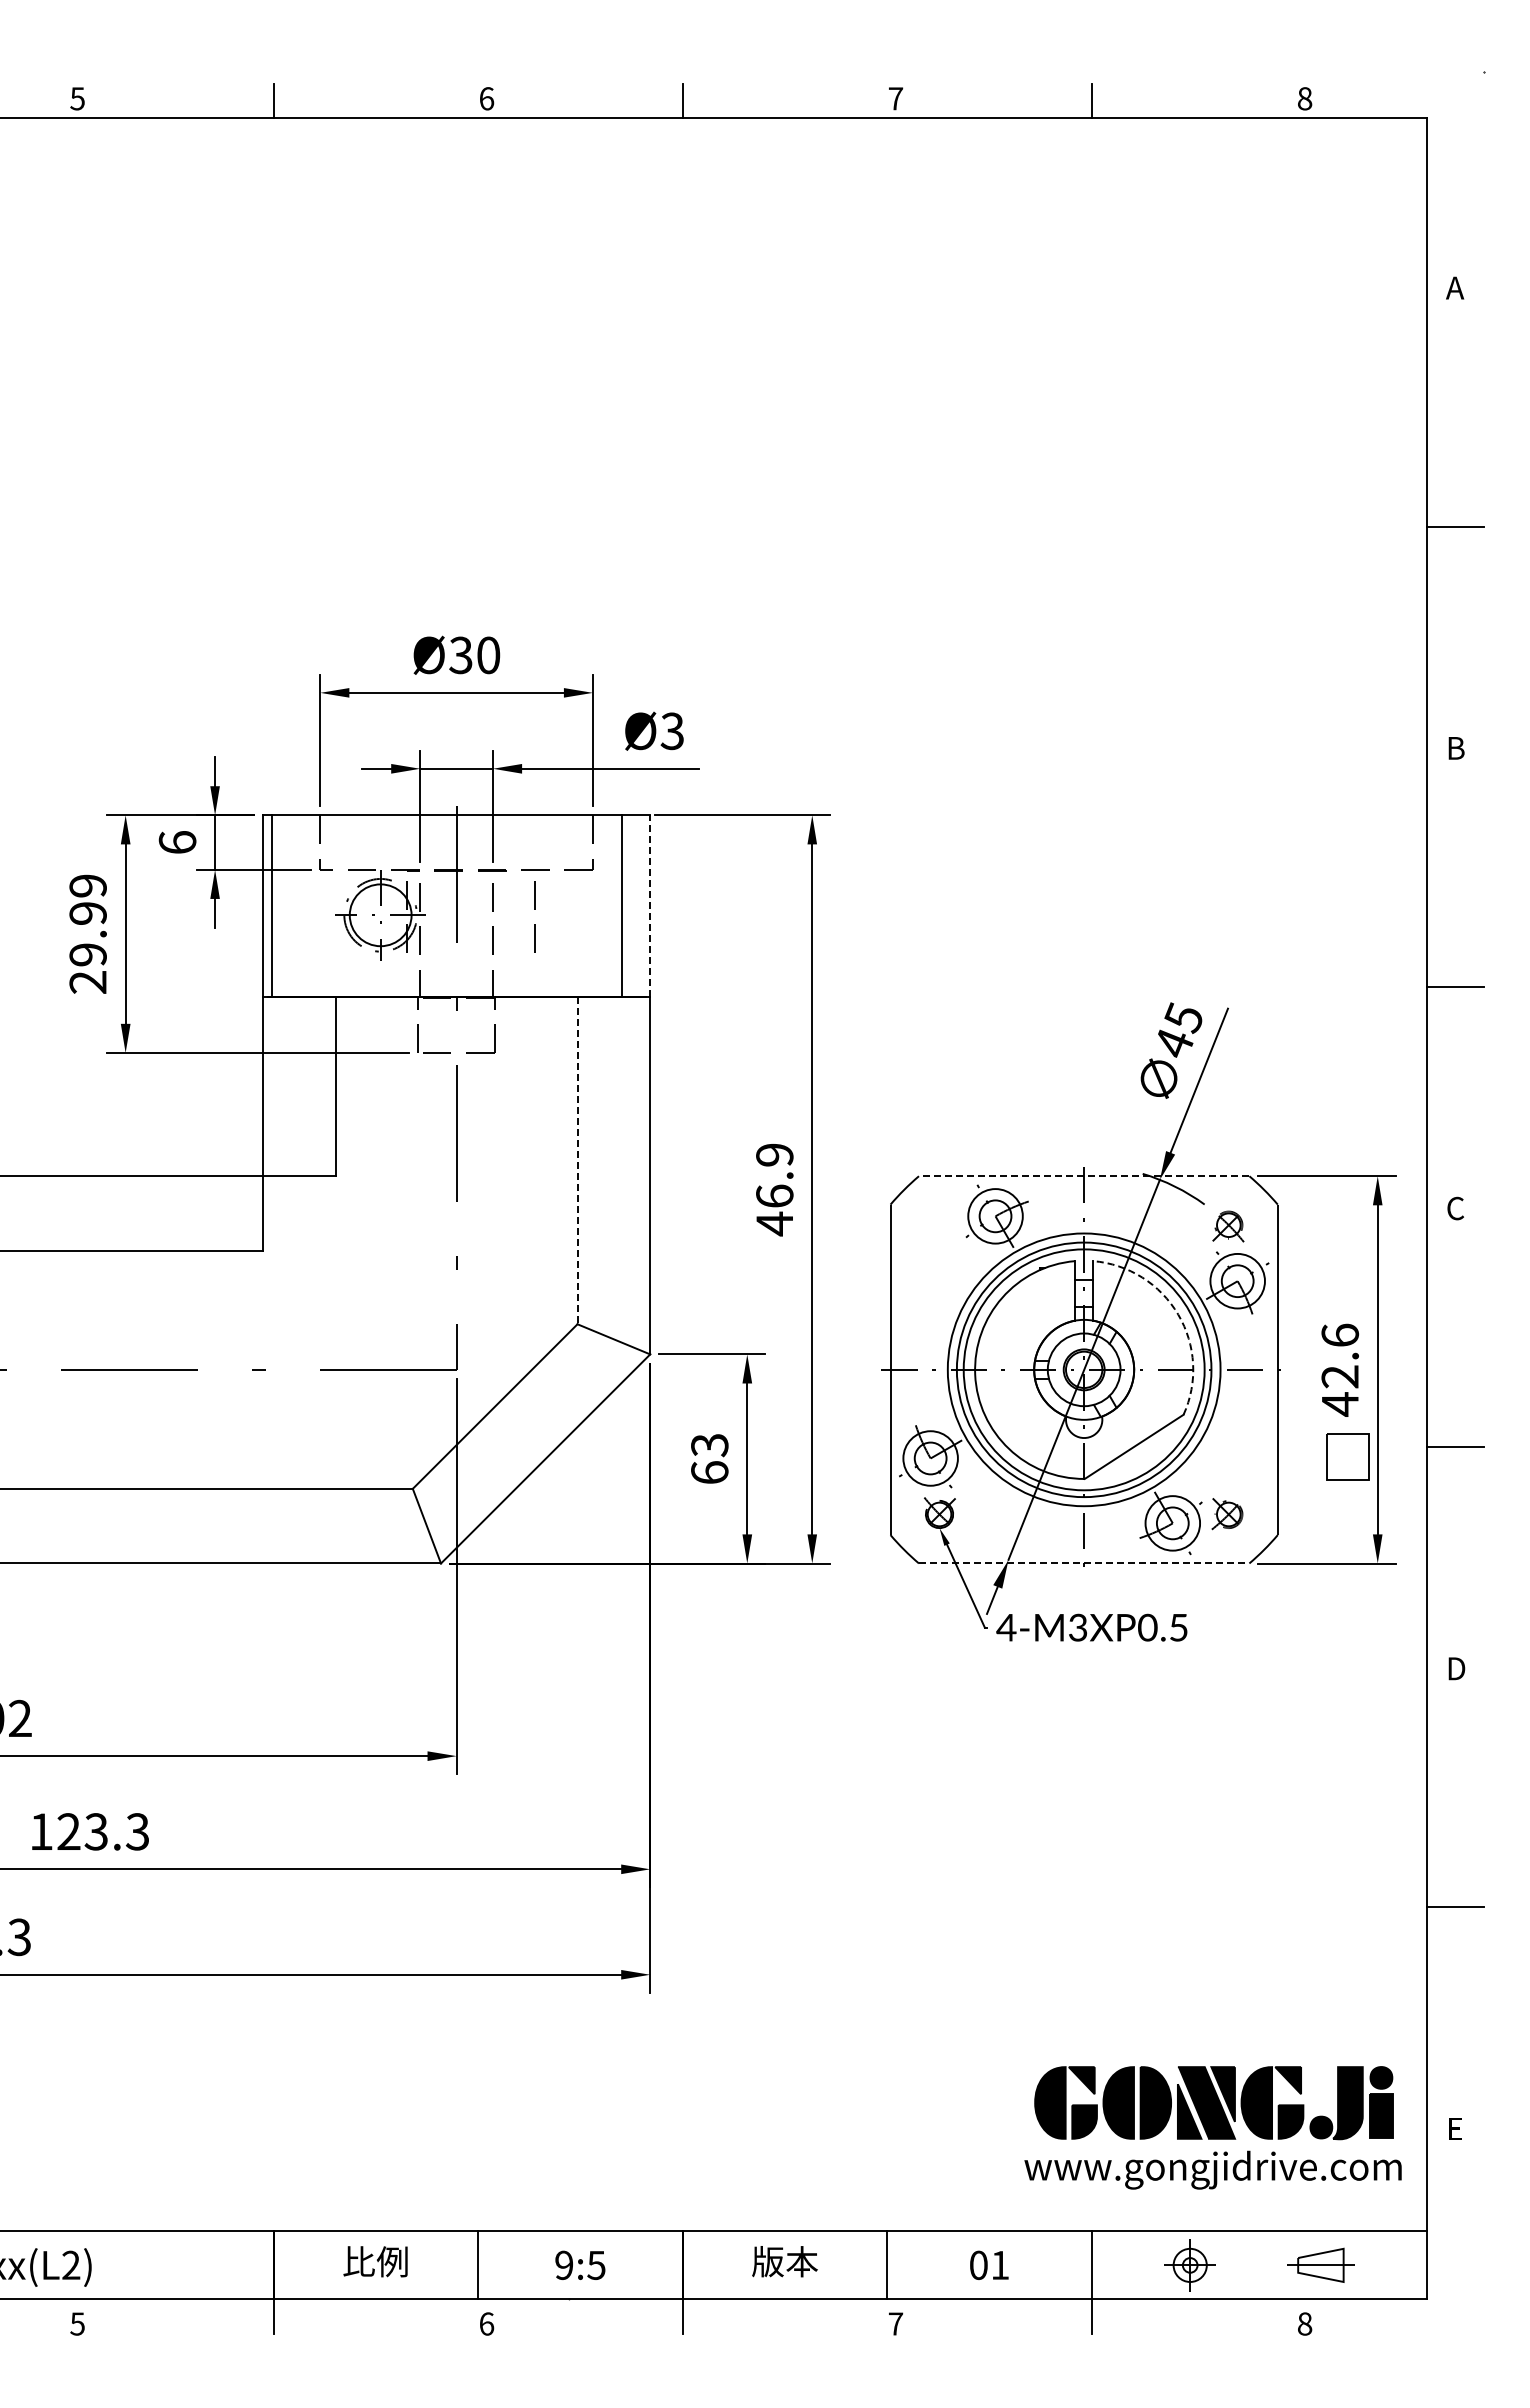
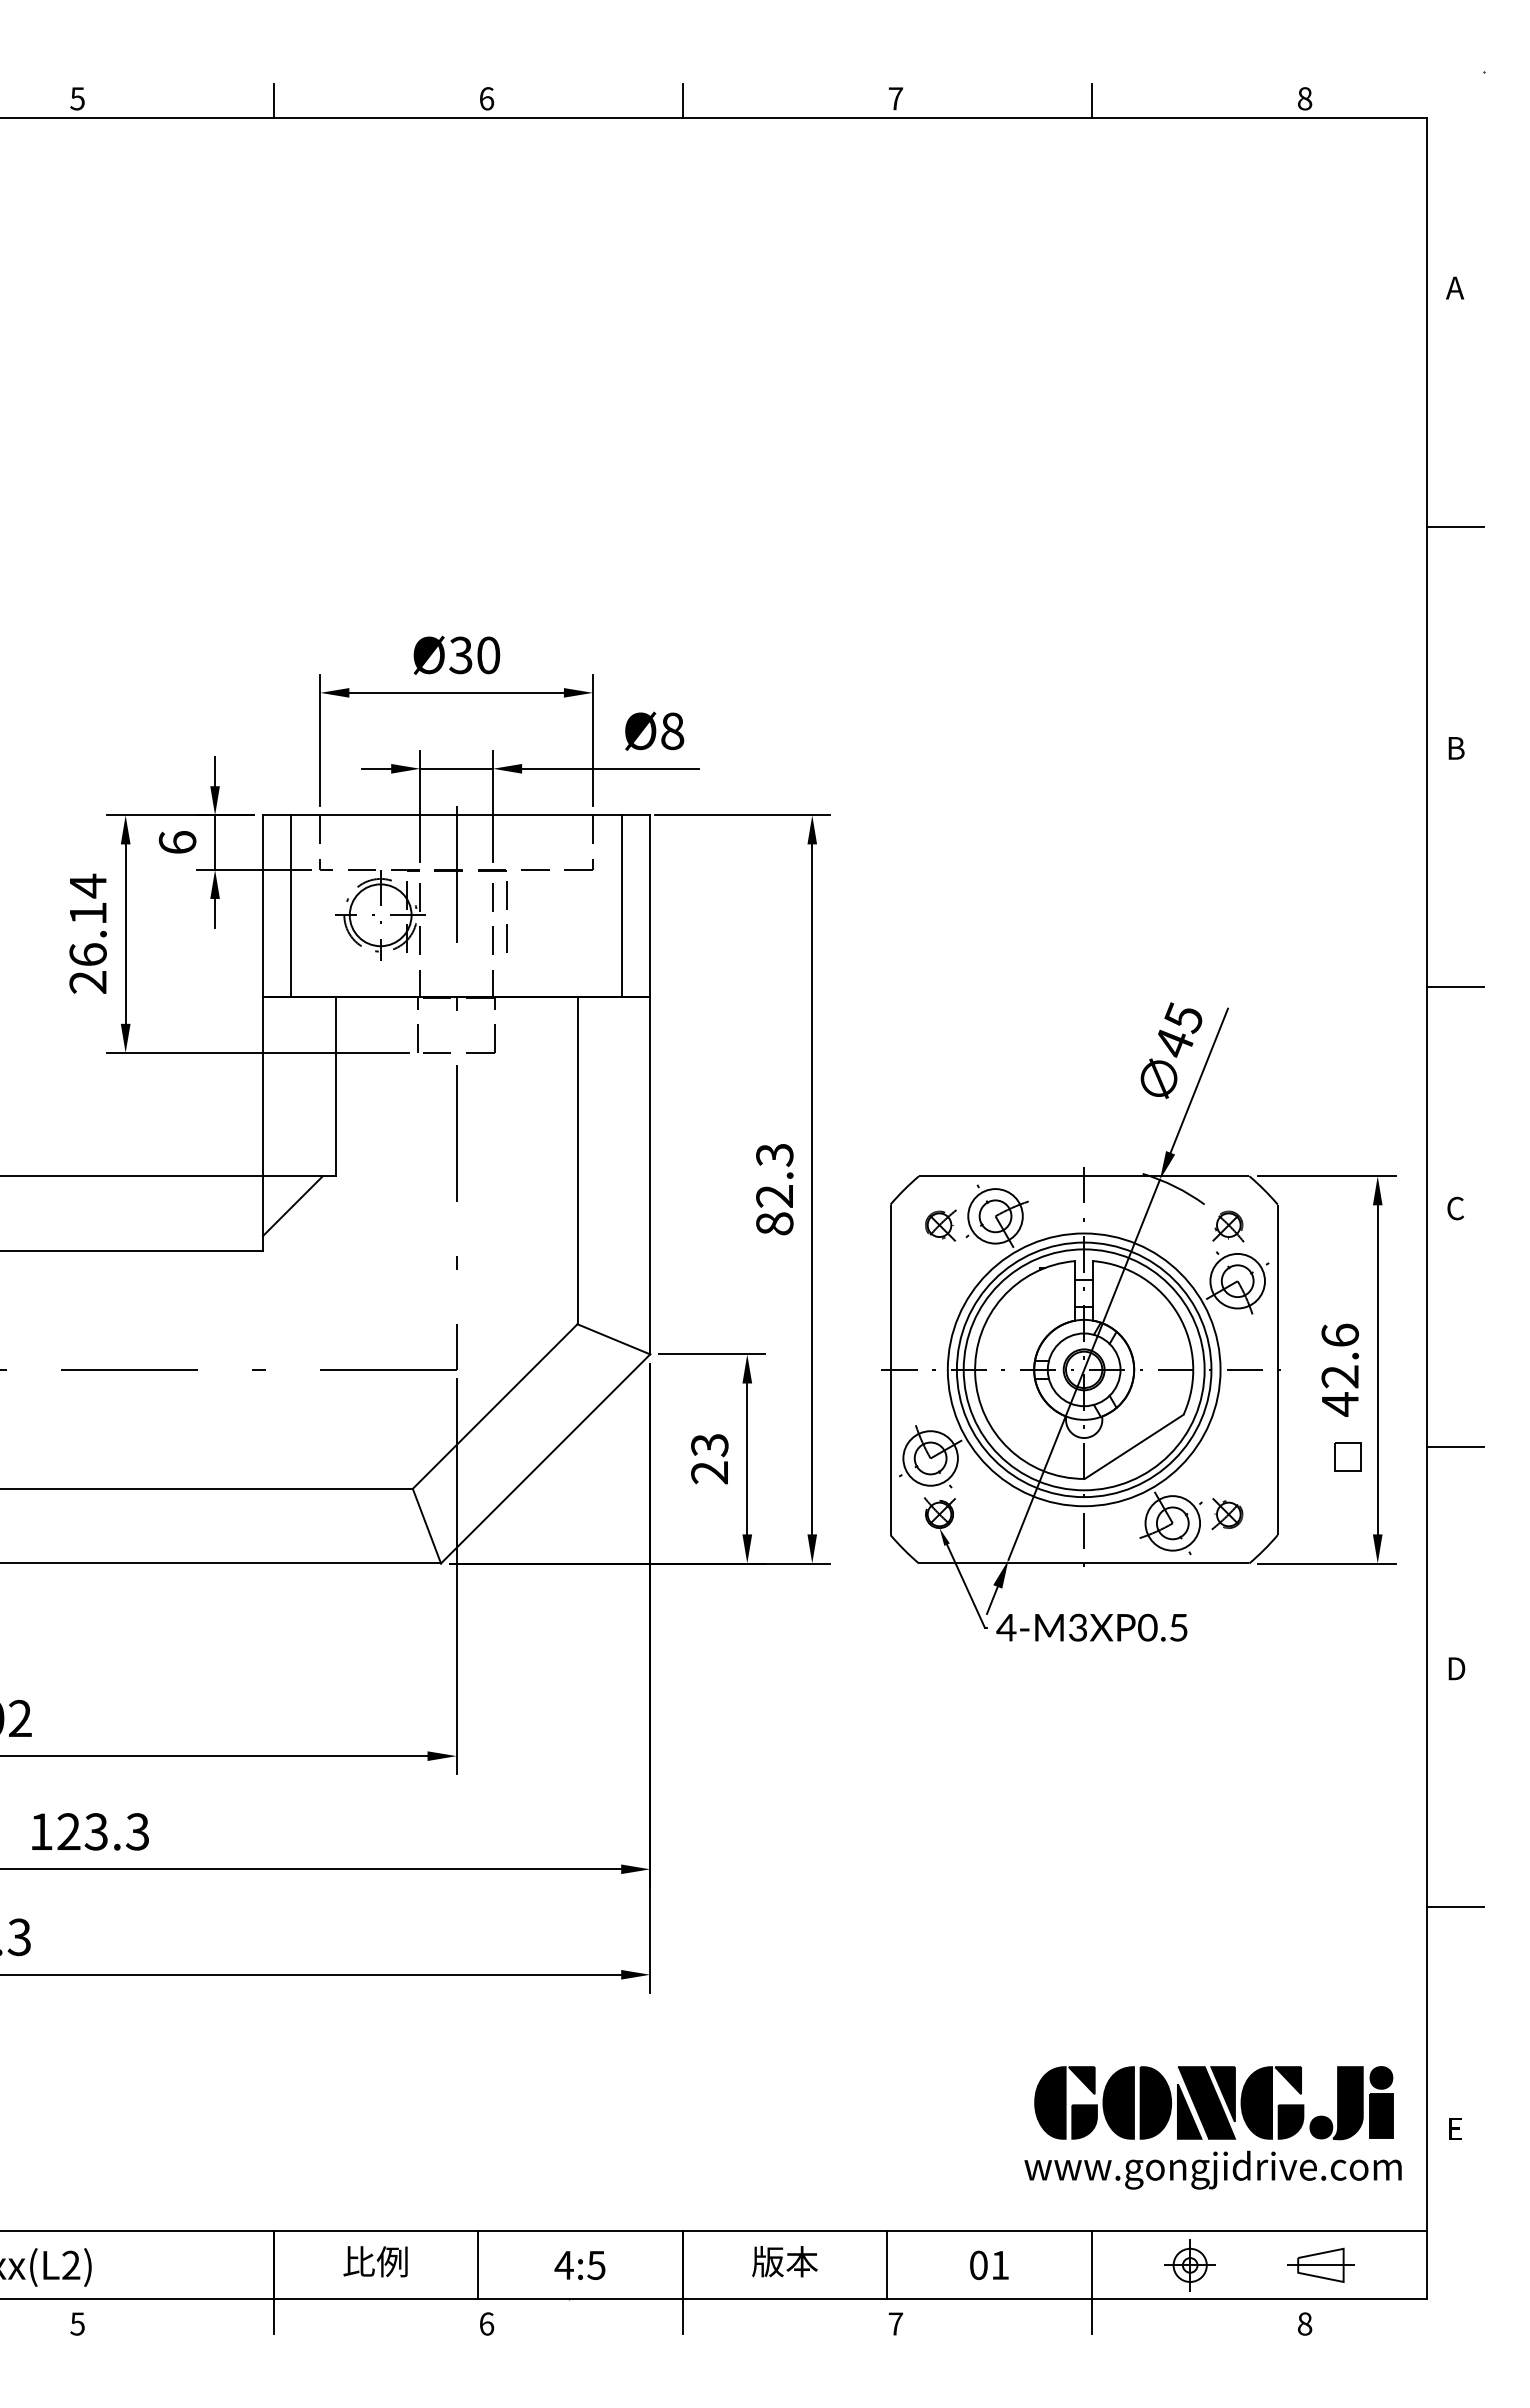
text: Ø3 -> Ø8 (672, 731)
line position: (272, 906) -> (291, 906) (291, 906)
line: dashed -> solid (650, 906)
line position: (534, 909) -> (506, 909) (506, 909)
text: 29.99 -> 26.14 (87, 919)
line: dashed -> solid (577, 1160)
line: dashed -> solid (1083, 1176)
text: 46.9 -> 82.3 (774, 1189)
line: none -> present (292, 1206)
part: none -> present (940, 1225)
arc: dashed -> solid (1178, 1314)
part size: 44x48 px -> 28x30 px (1347, 1456)
text: 63 -> 23 (709, 1472)
line: dashed -> solid (1084, 1563)
text: 9:5 -> 4:5 (563, 2265)
